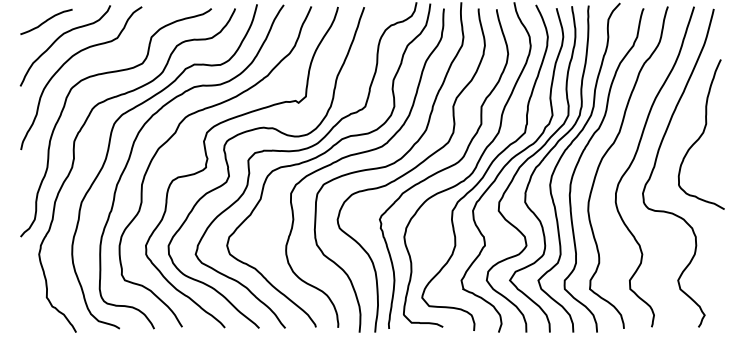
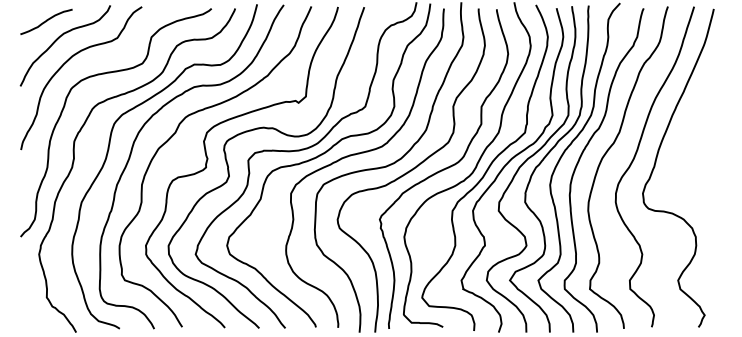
curve: present -> none (700, 134)
